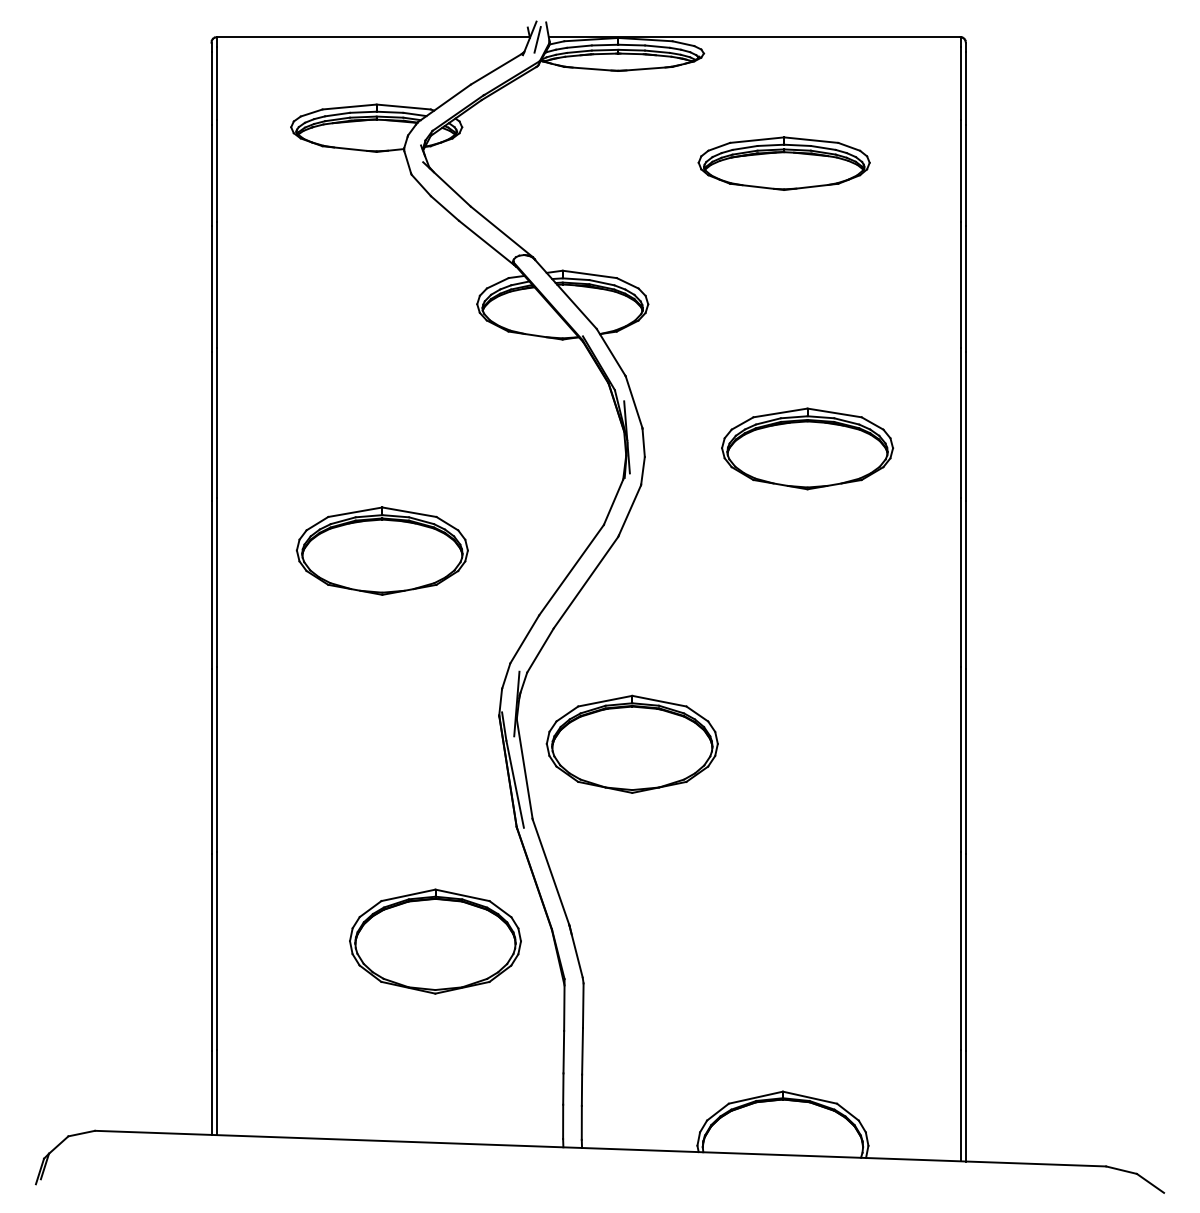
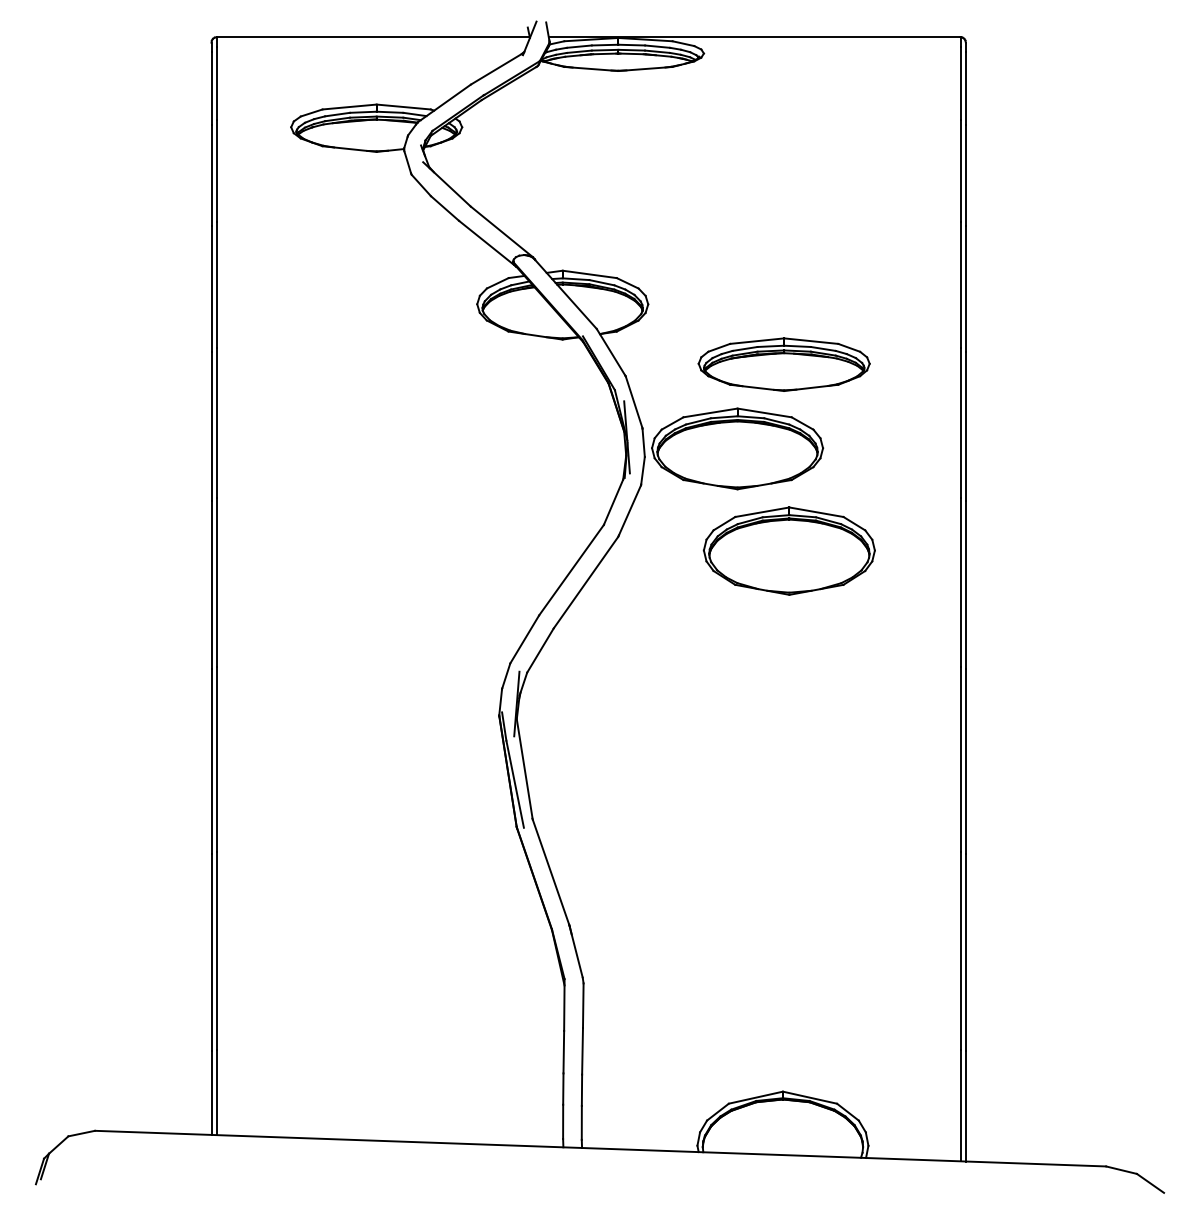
line: present -> none (537, 39)
part position: (783, 163) -> (783, 364) (783, 364)
part position: (807, 448) -> (737, 448) (737, 448)
part position: (381, 550) -> (788, 550) (788, 550)
part: present -> none (631, 743)
part: present -> none (435, 941)
